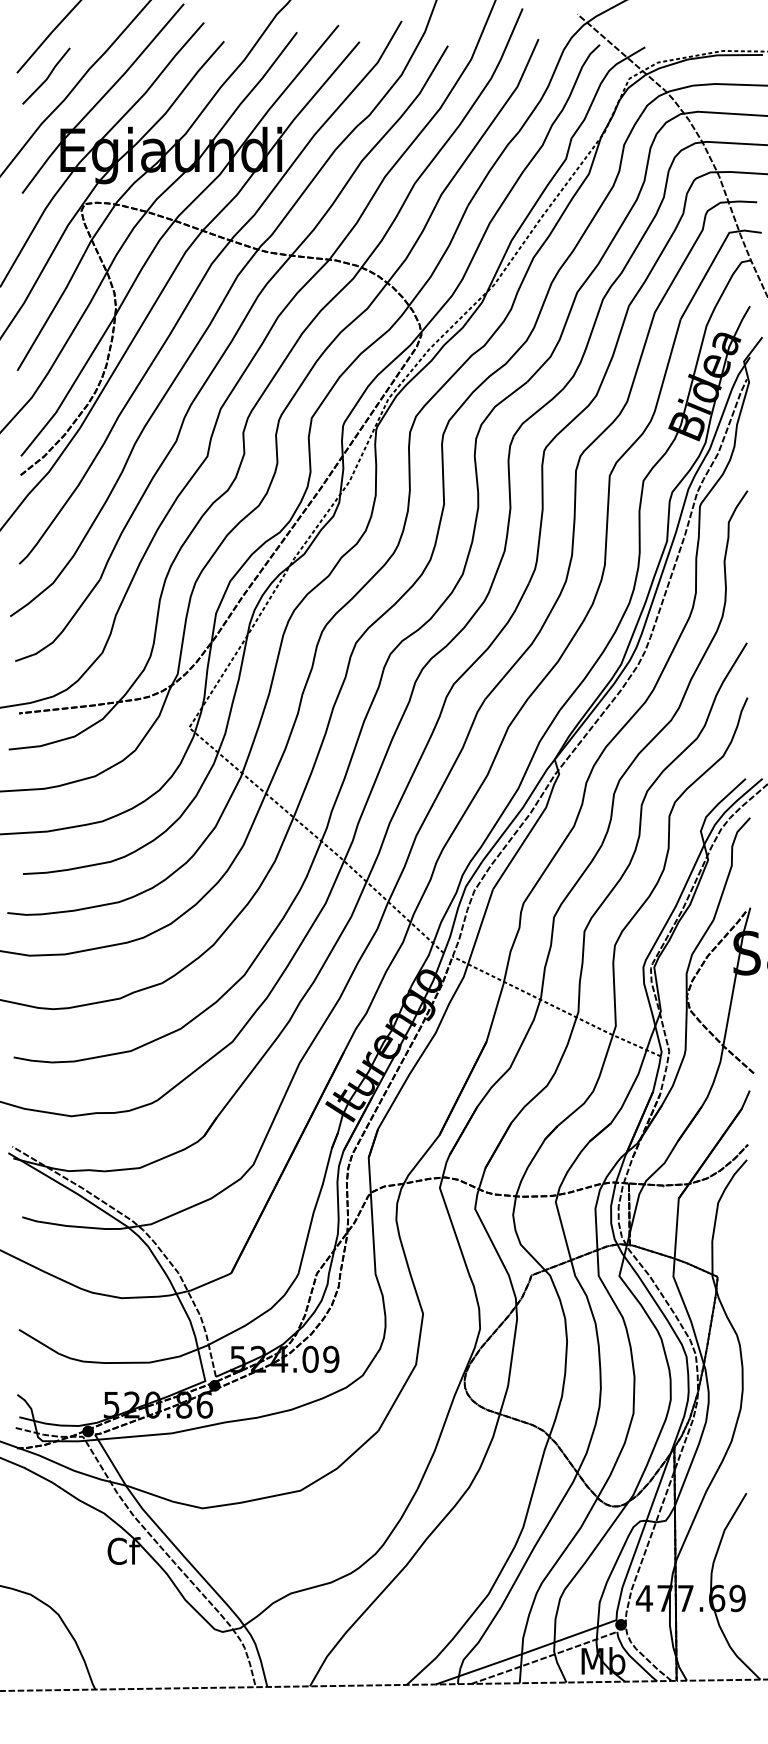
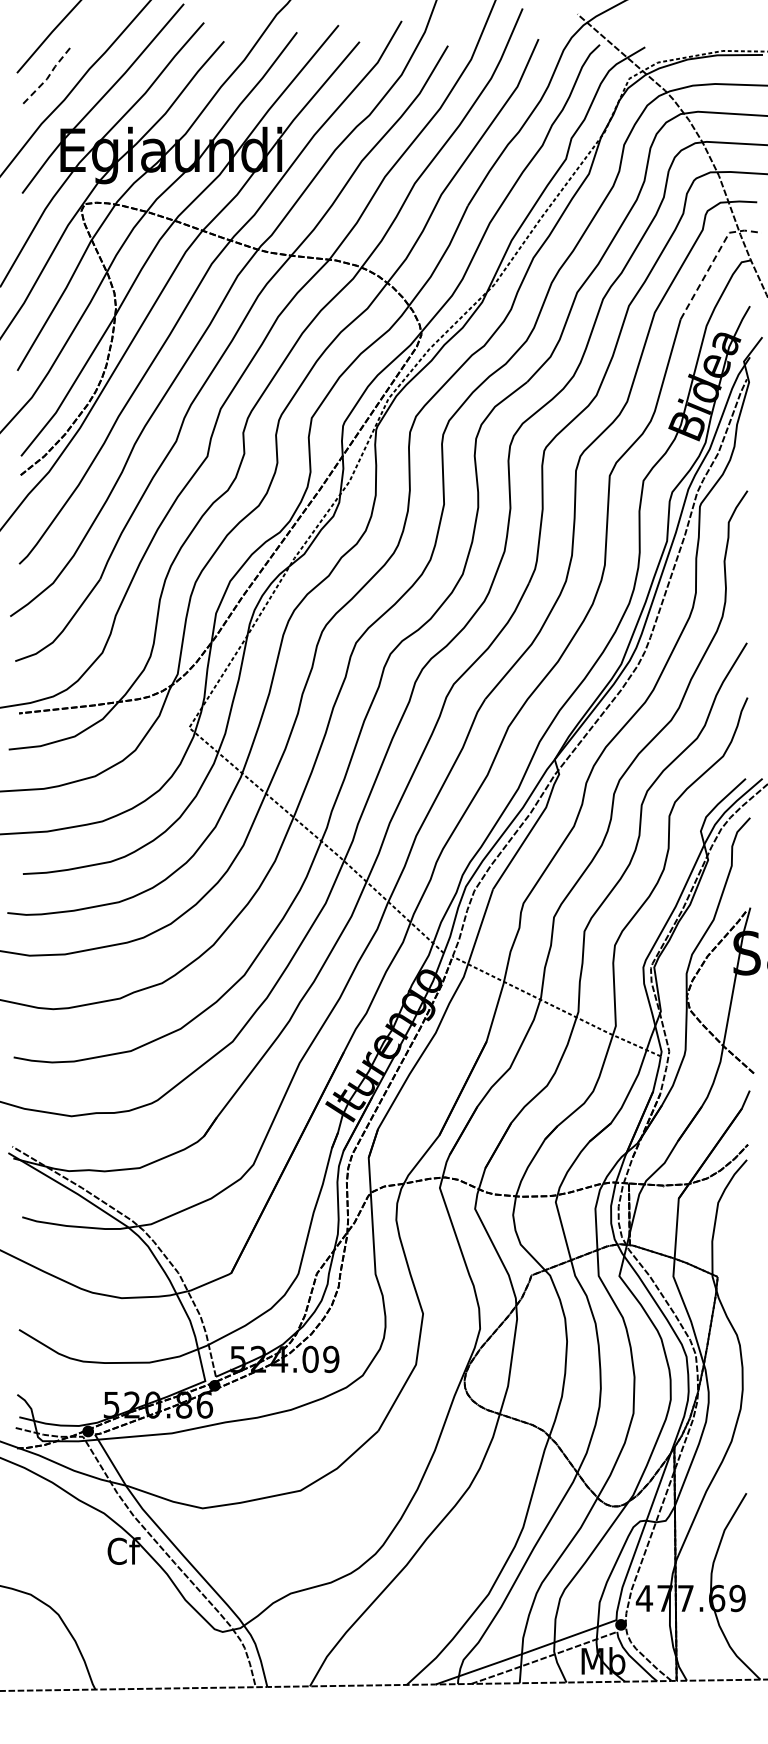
line: solid -> dashed (47, 77)
line: solid -> dashed (713, 260)
